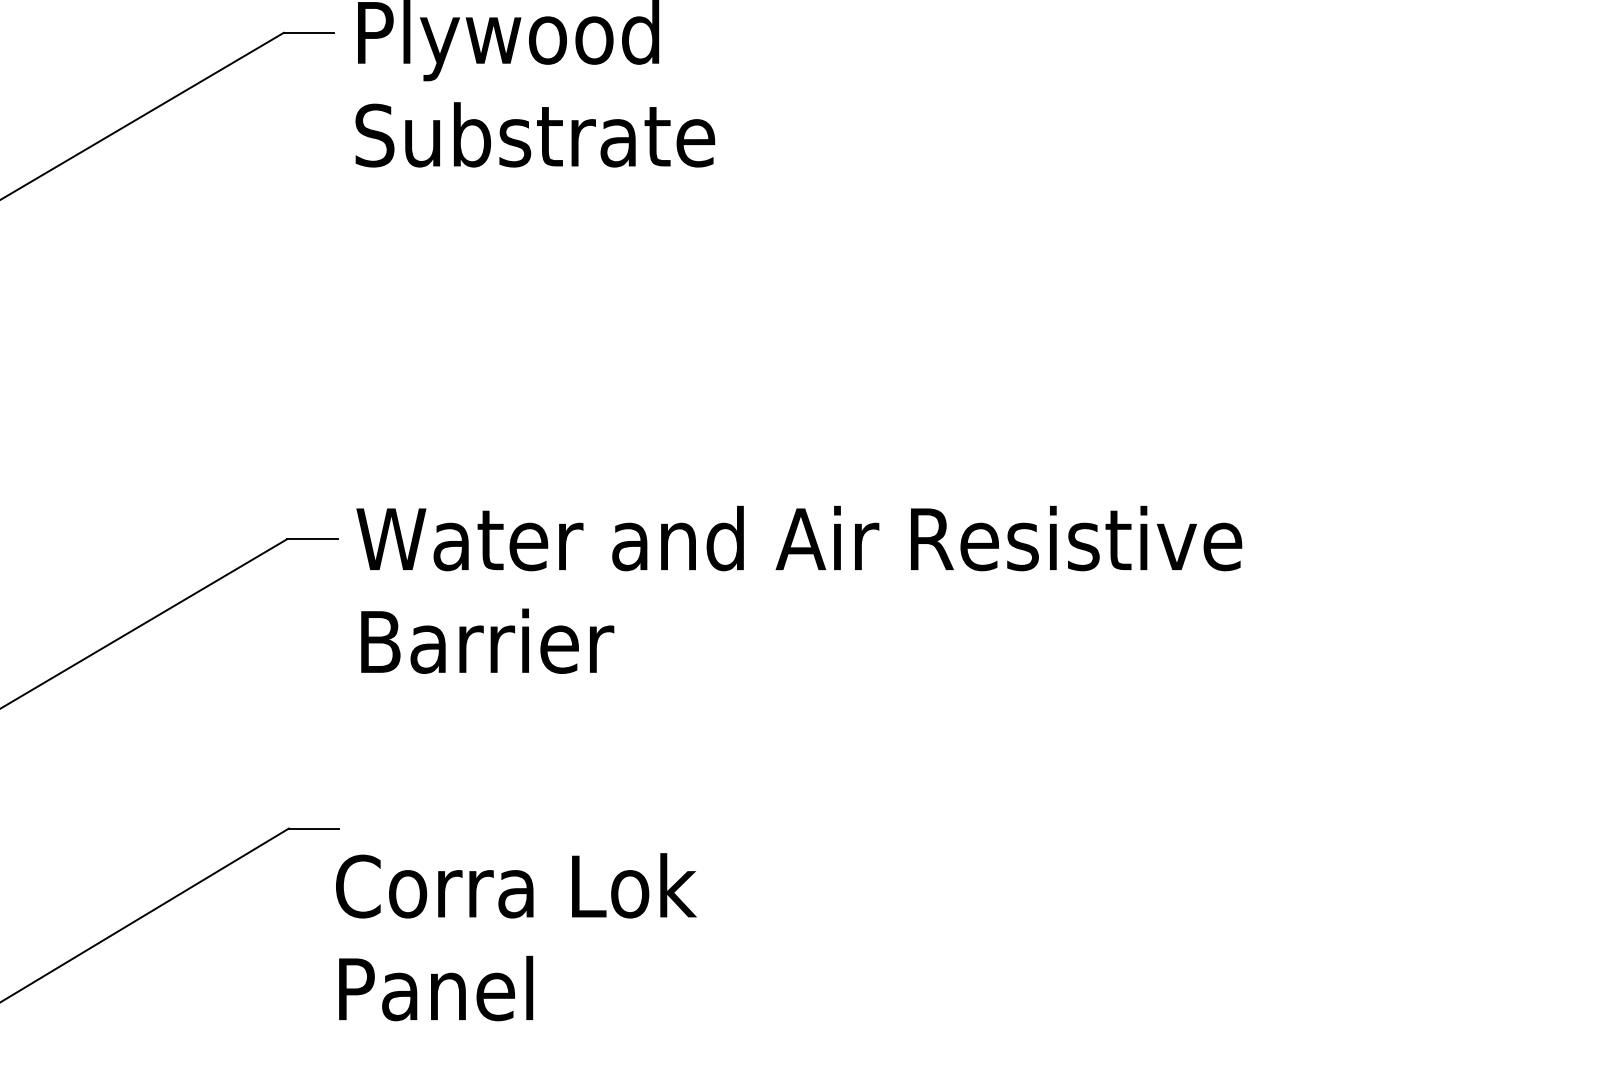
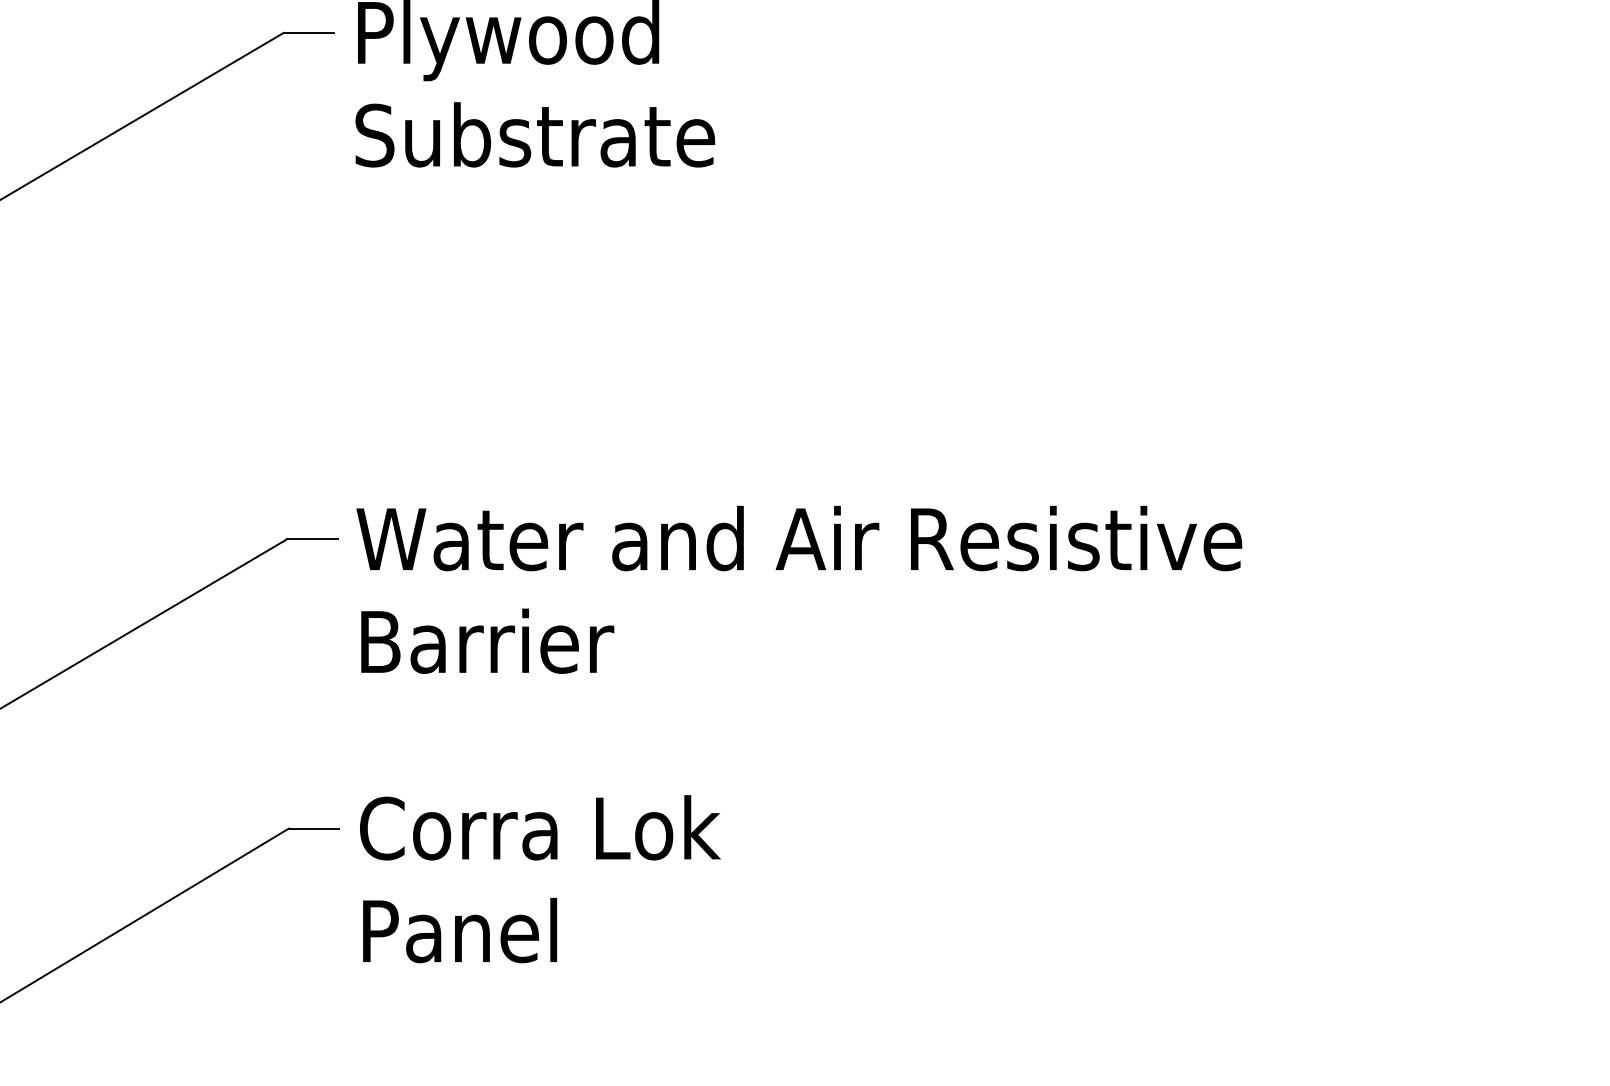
text position: (516, 937) -> (540, 879) (540, 879)
